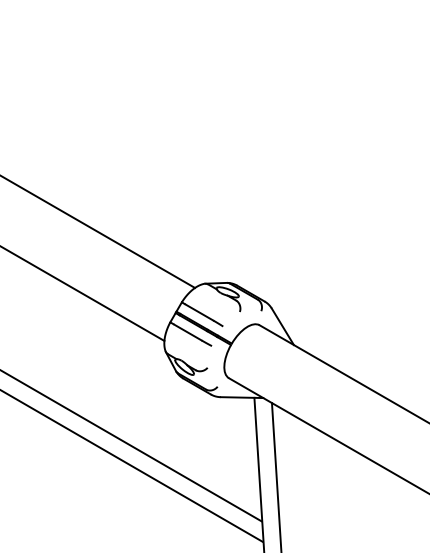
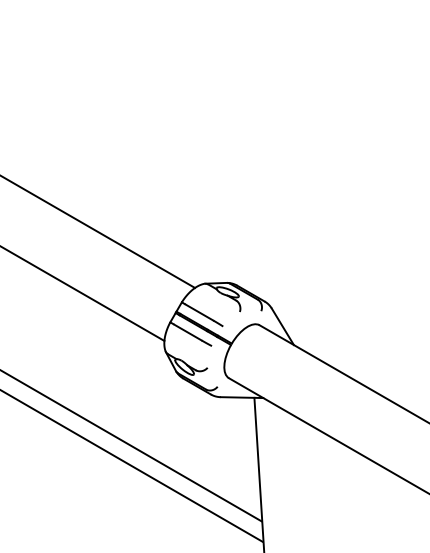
line: present -> none (276, 476)
